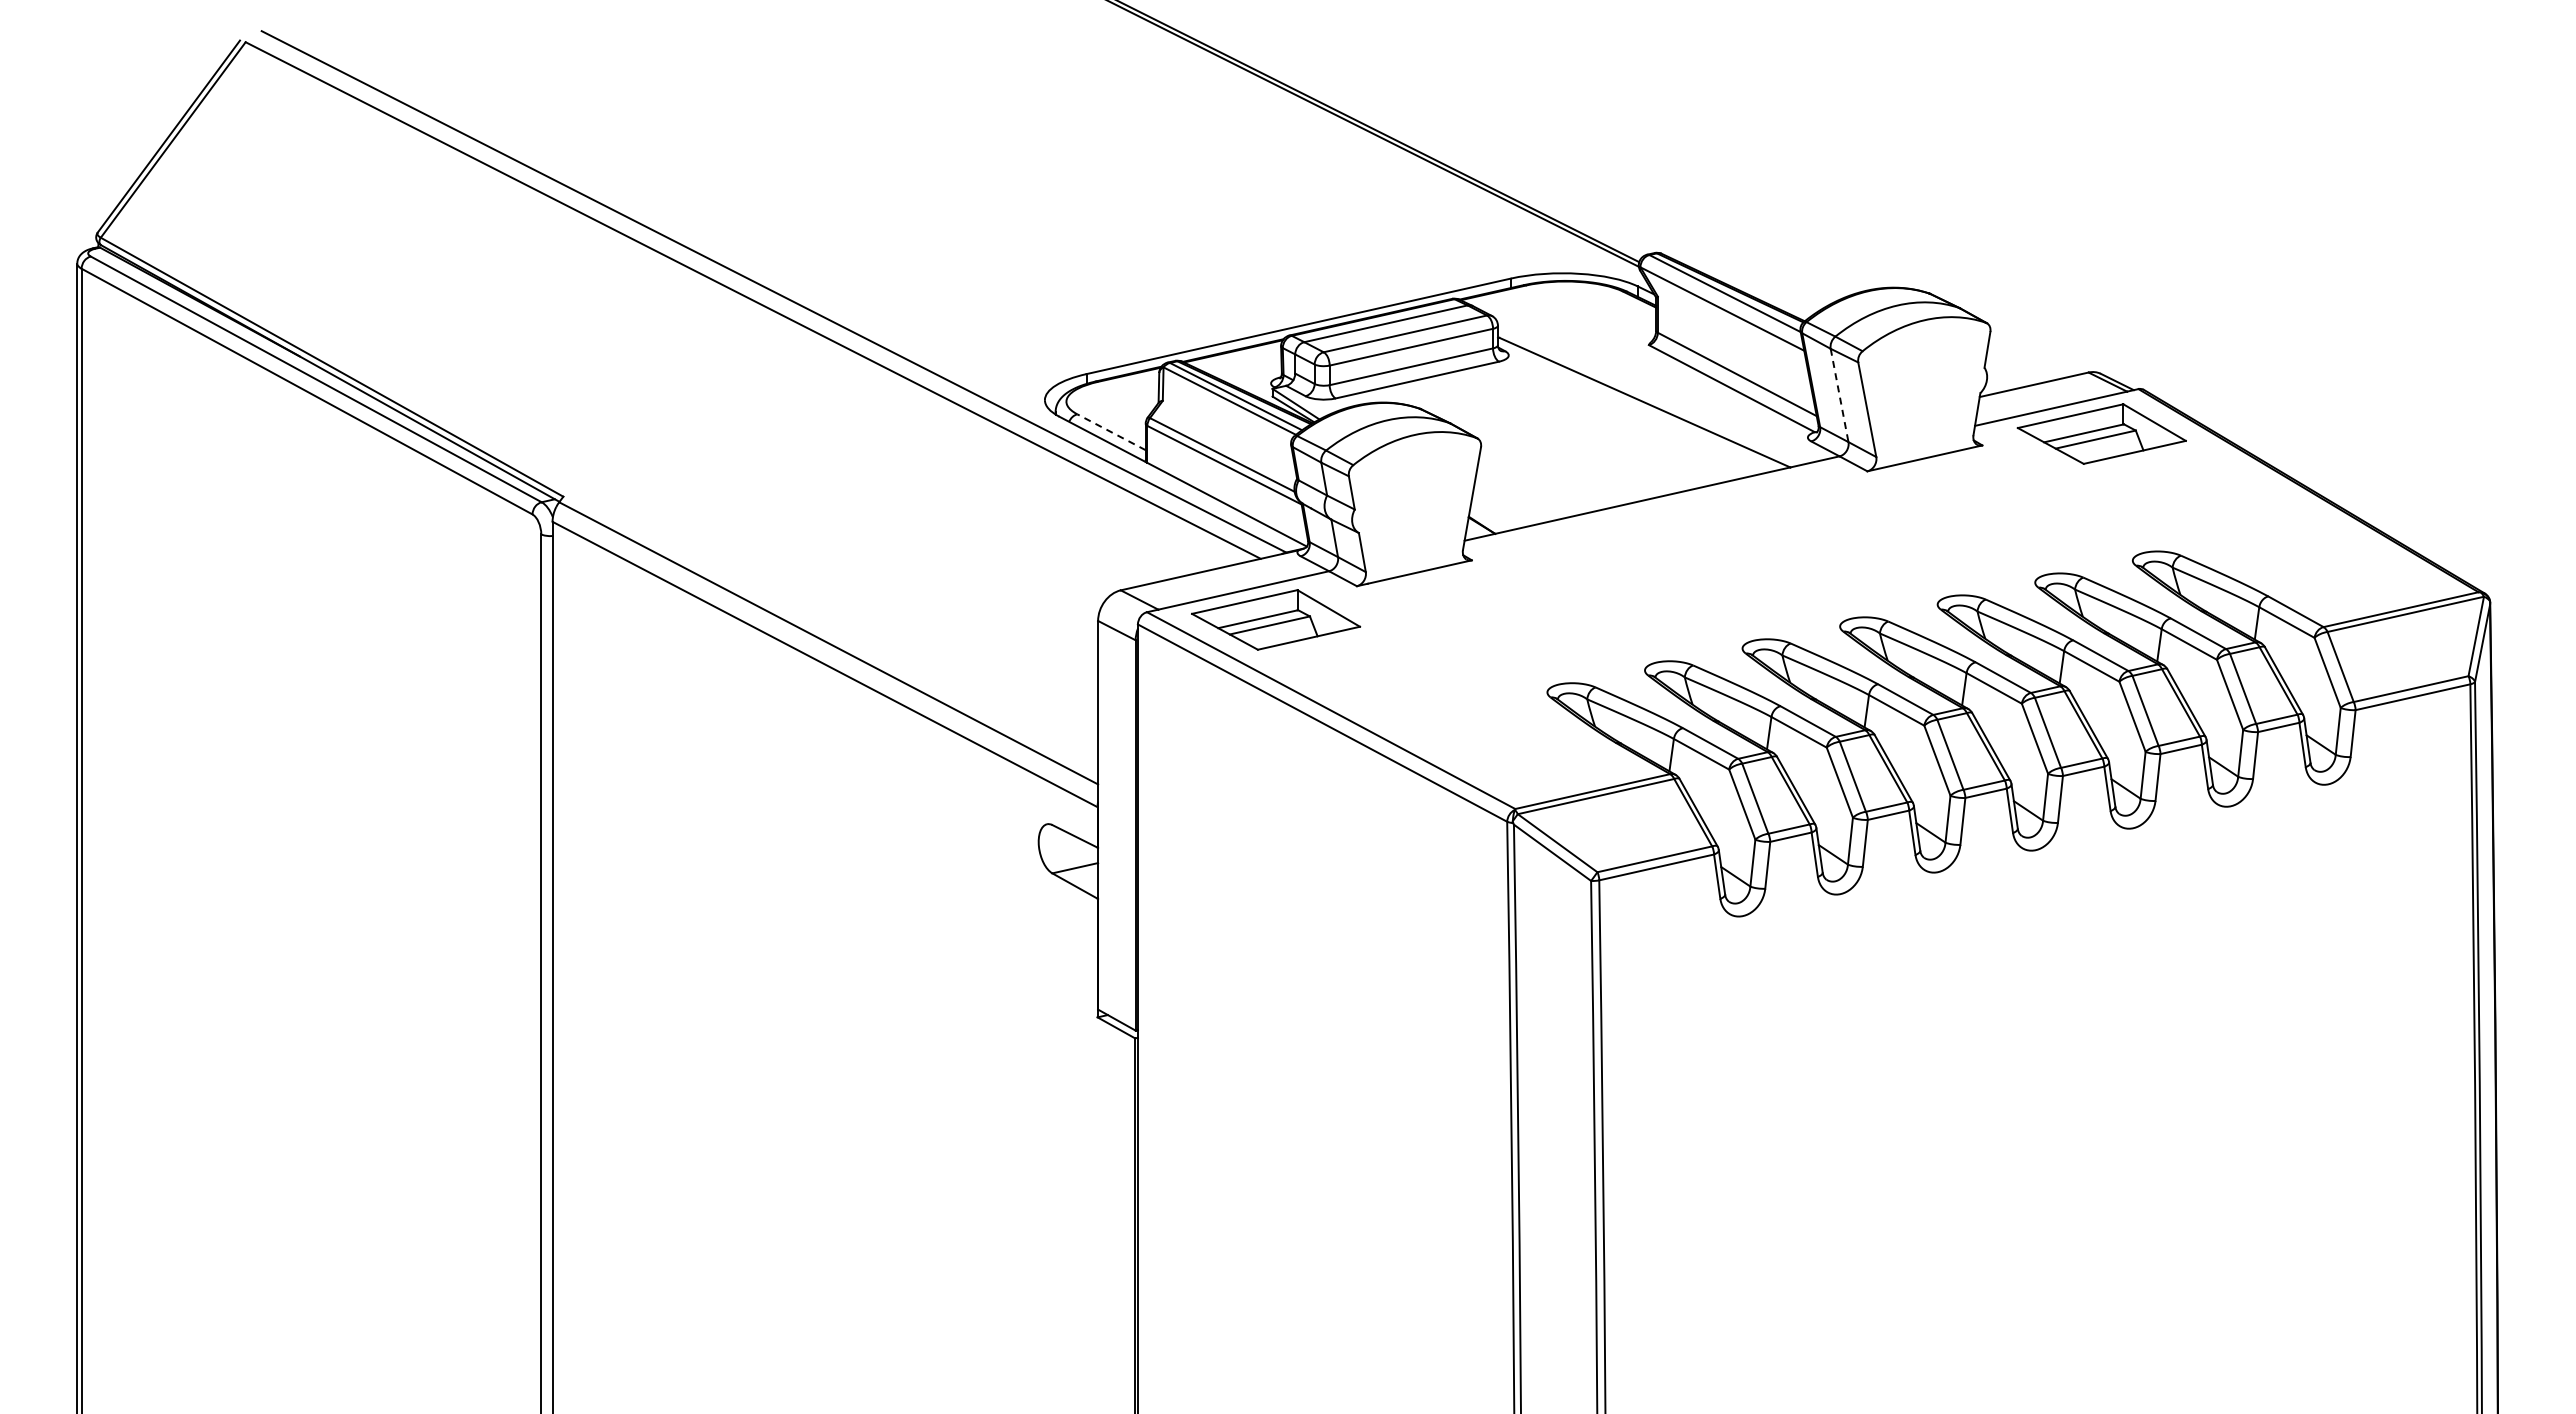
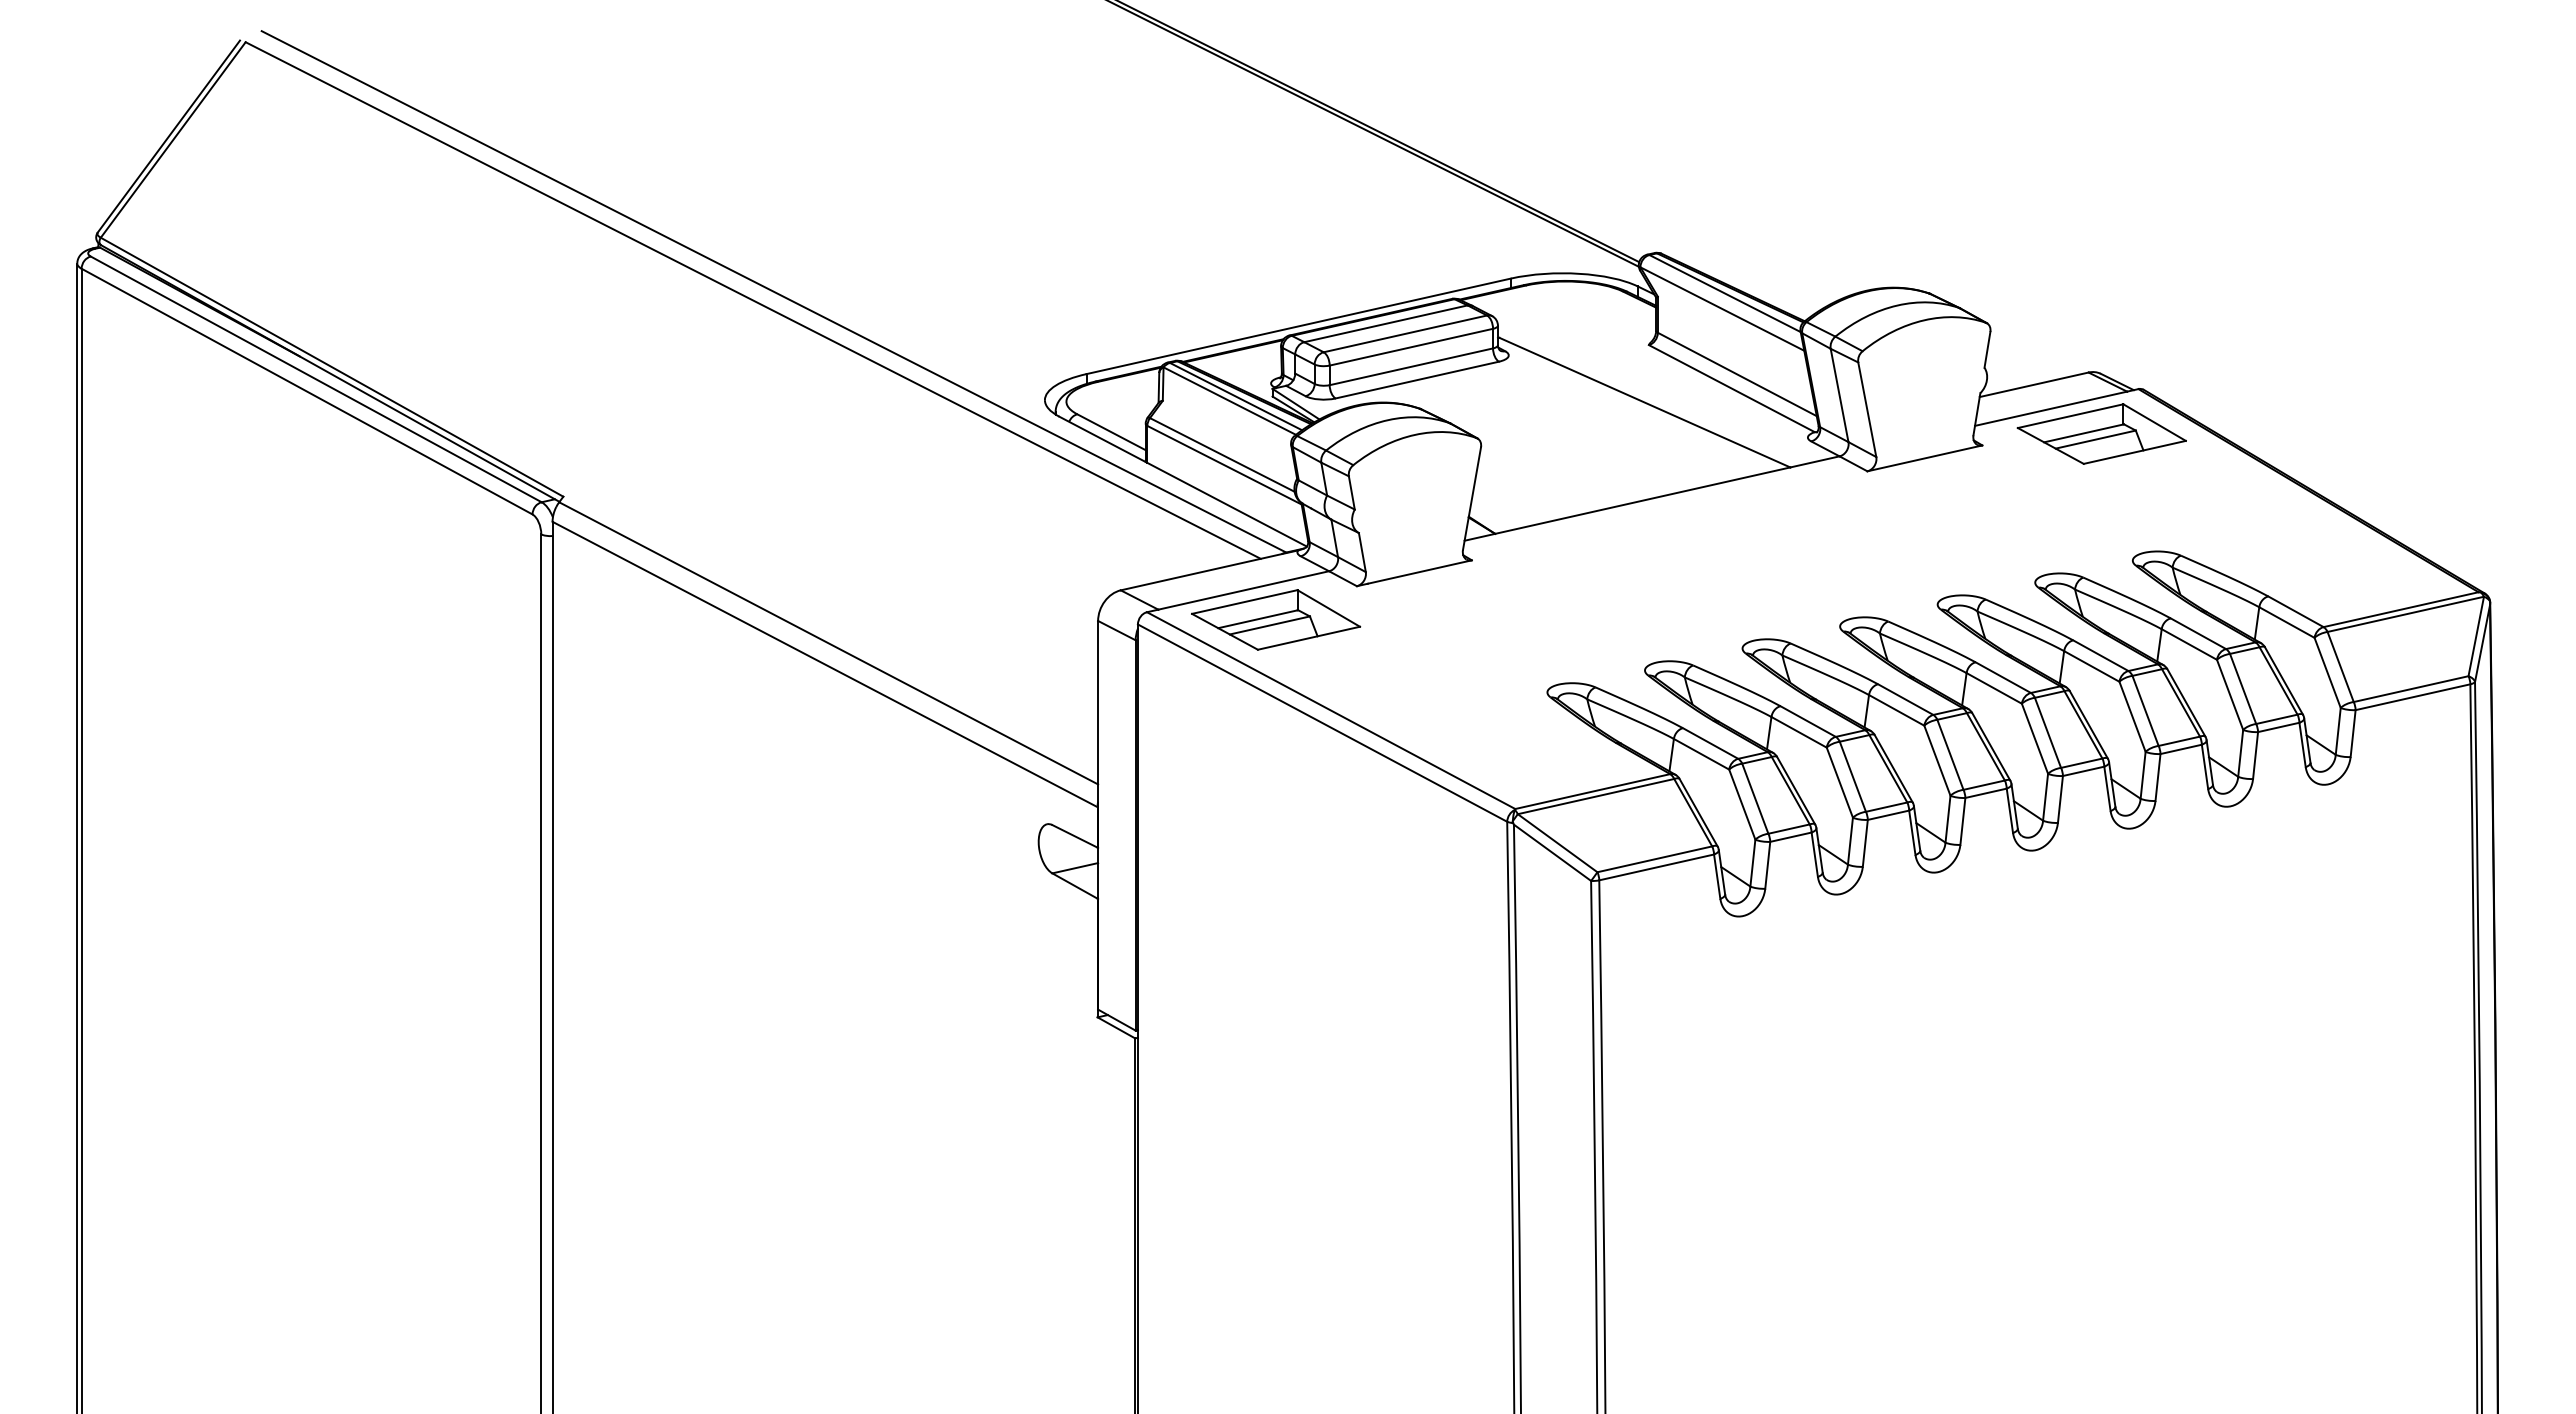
line: dashed -> solid (1839, 395)
line: dashed -> solid (1111, 432)
